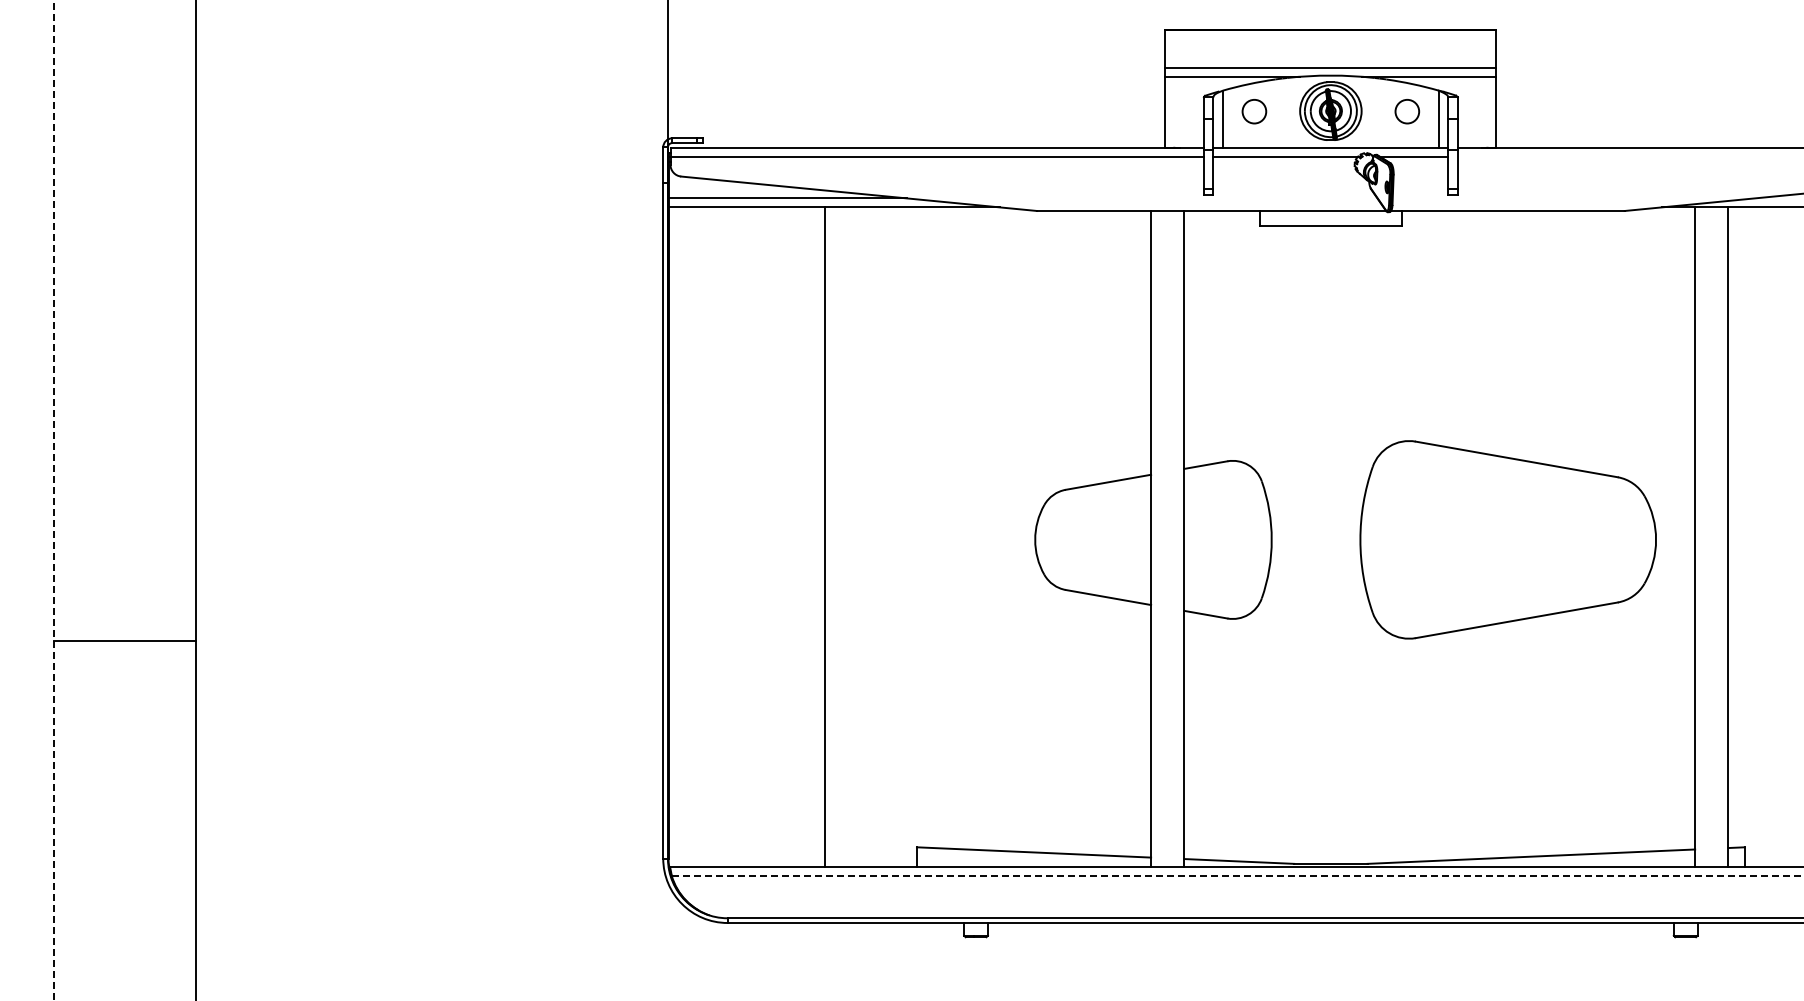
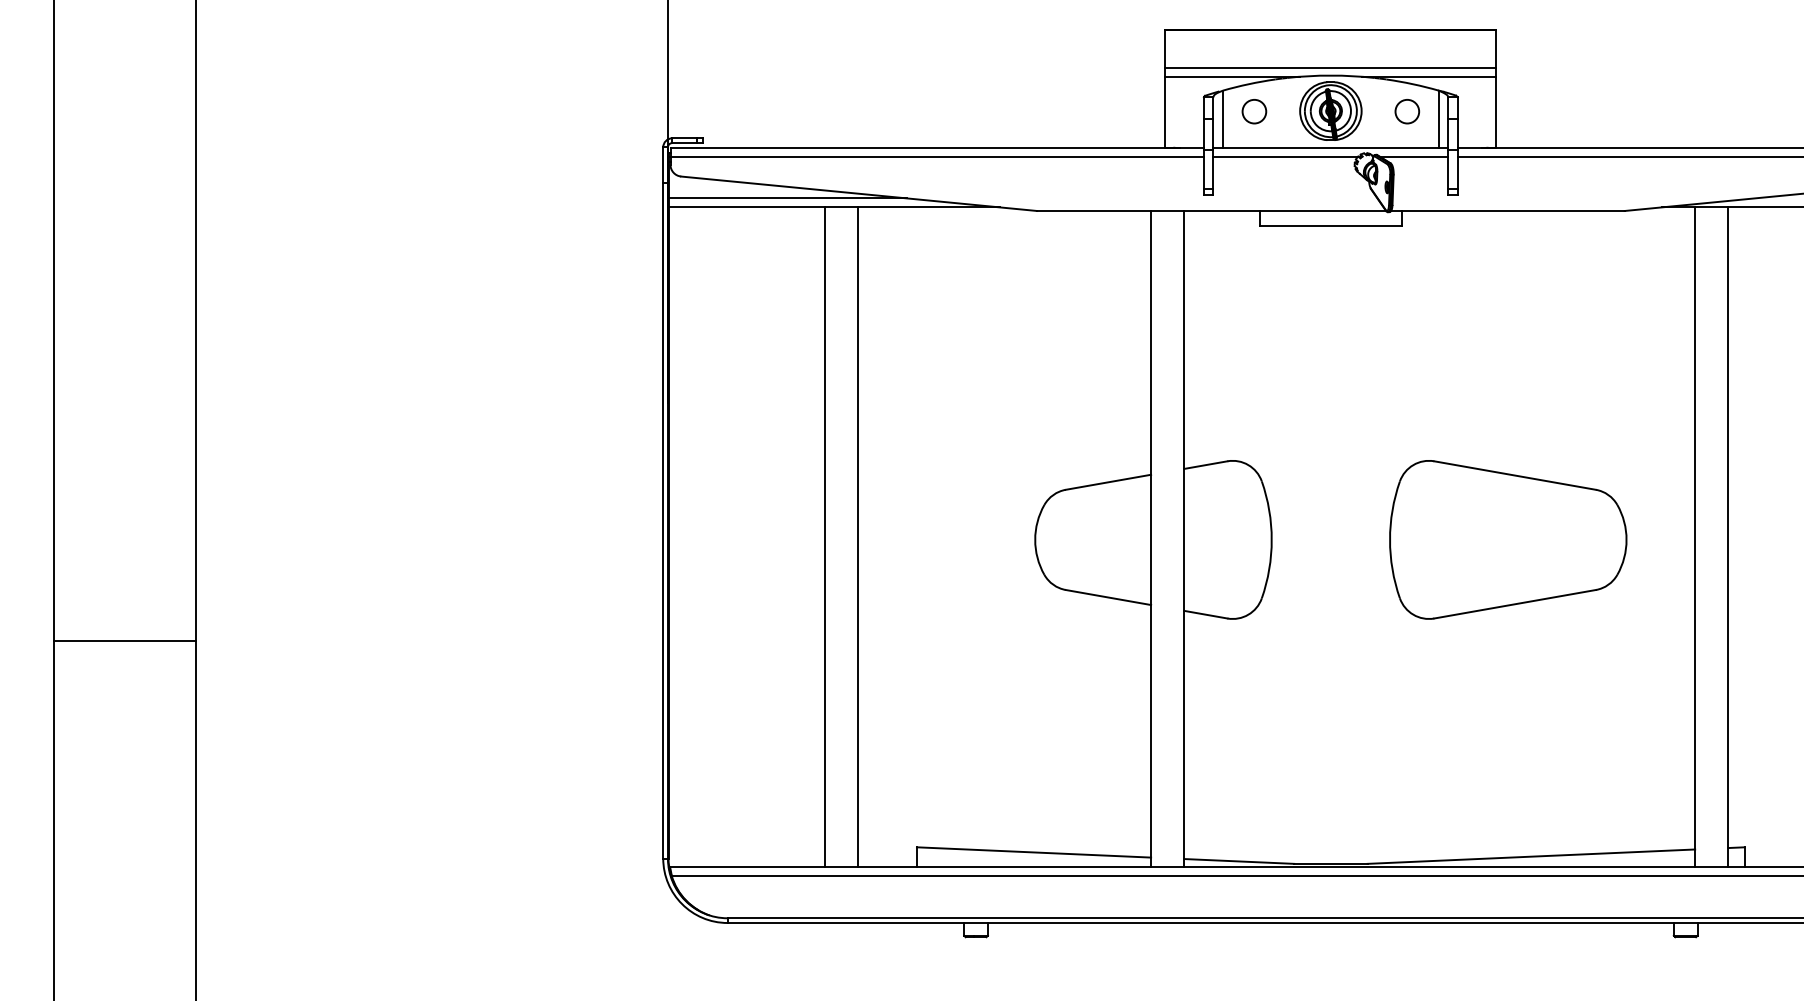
line: none -> present (1628, 156)
line: dashed -> solid (54, 500)
line: none -> present (857, 536)
part size: 298x200 px -> 239x160 px (1508, 539)
line: dashed -> solid (1237, 875)
